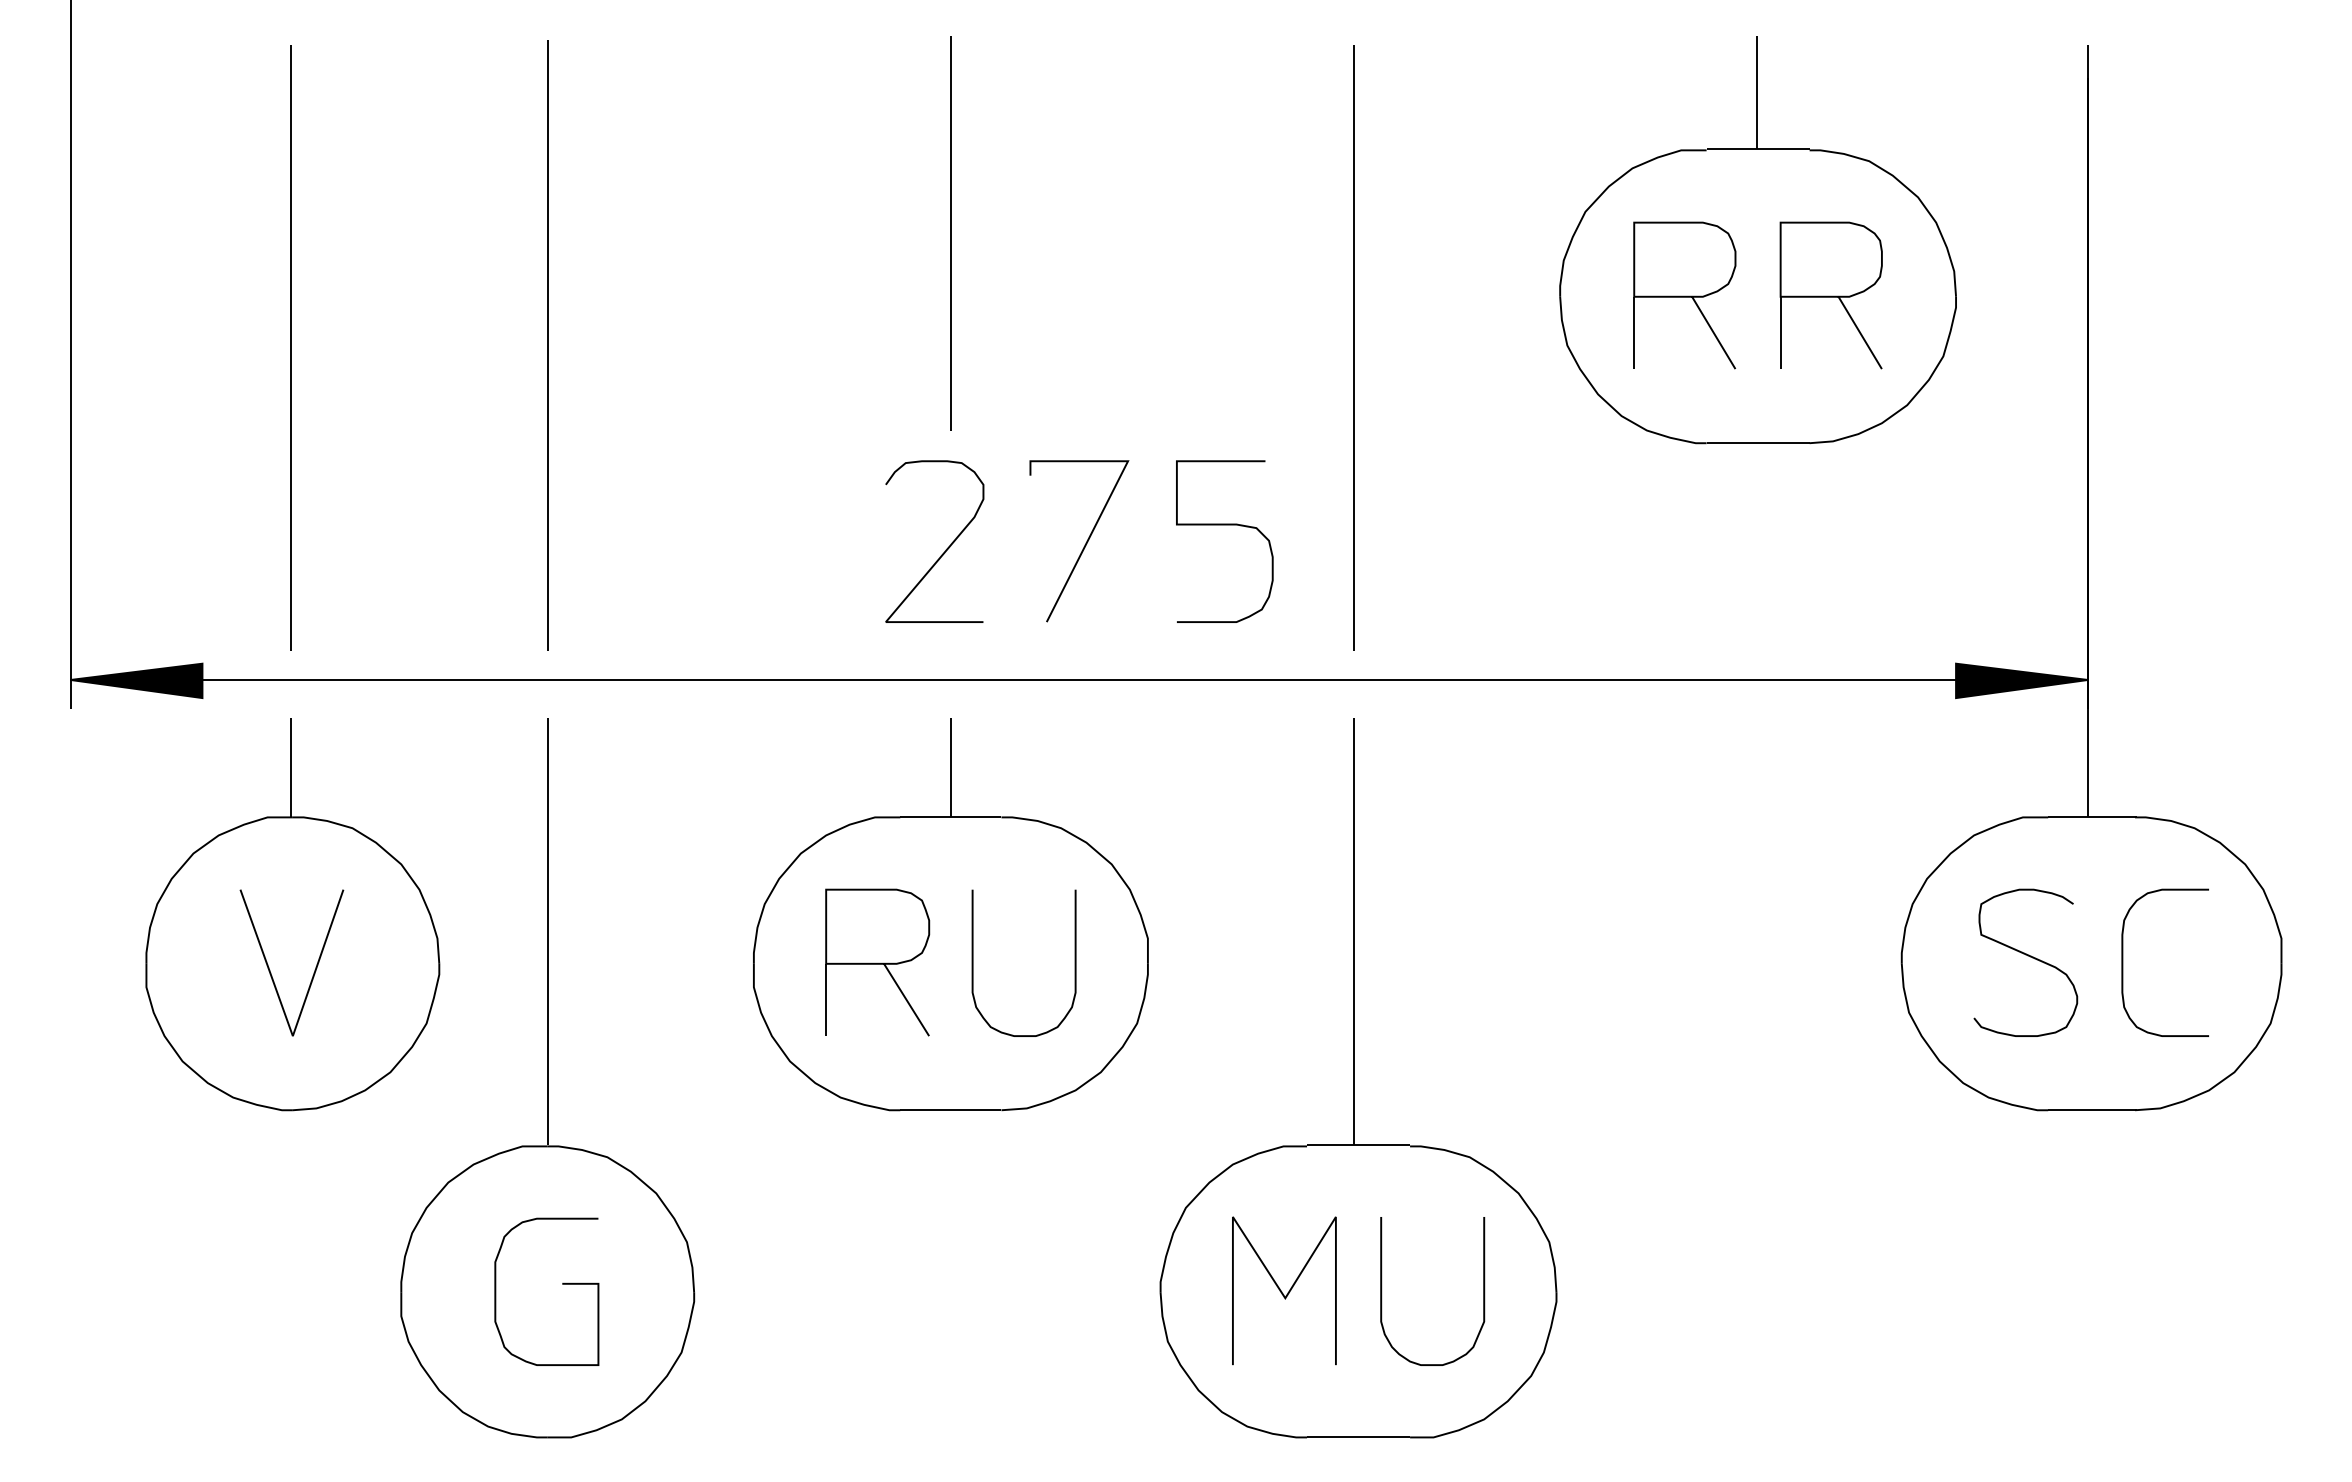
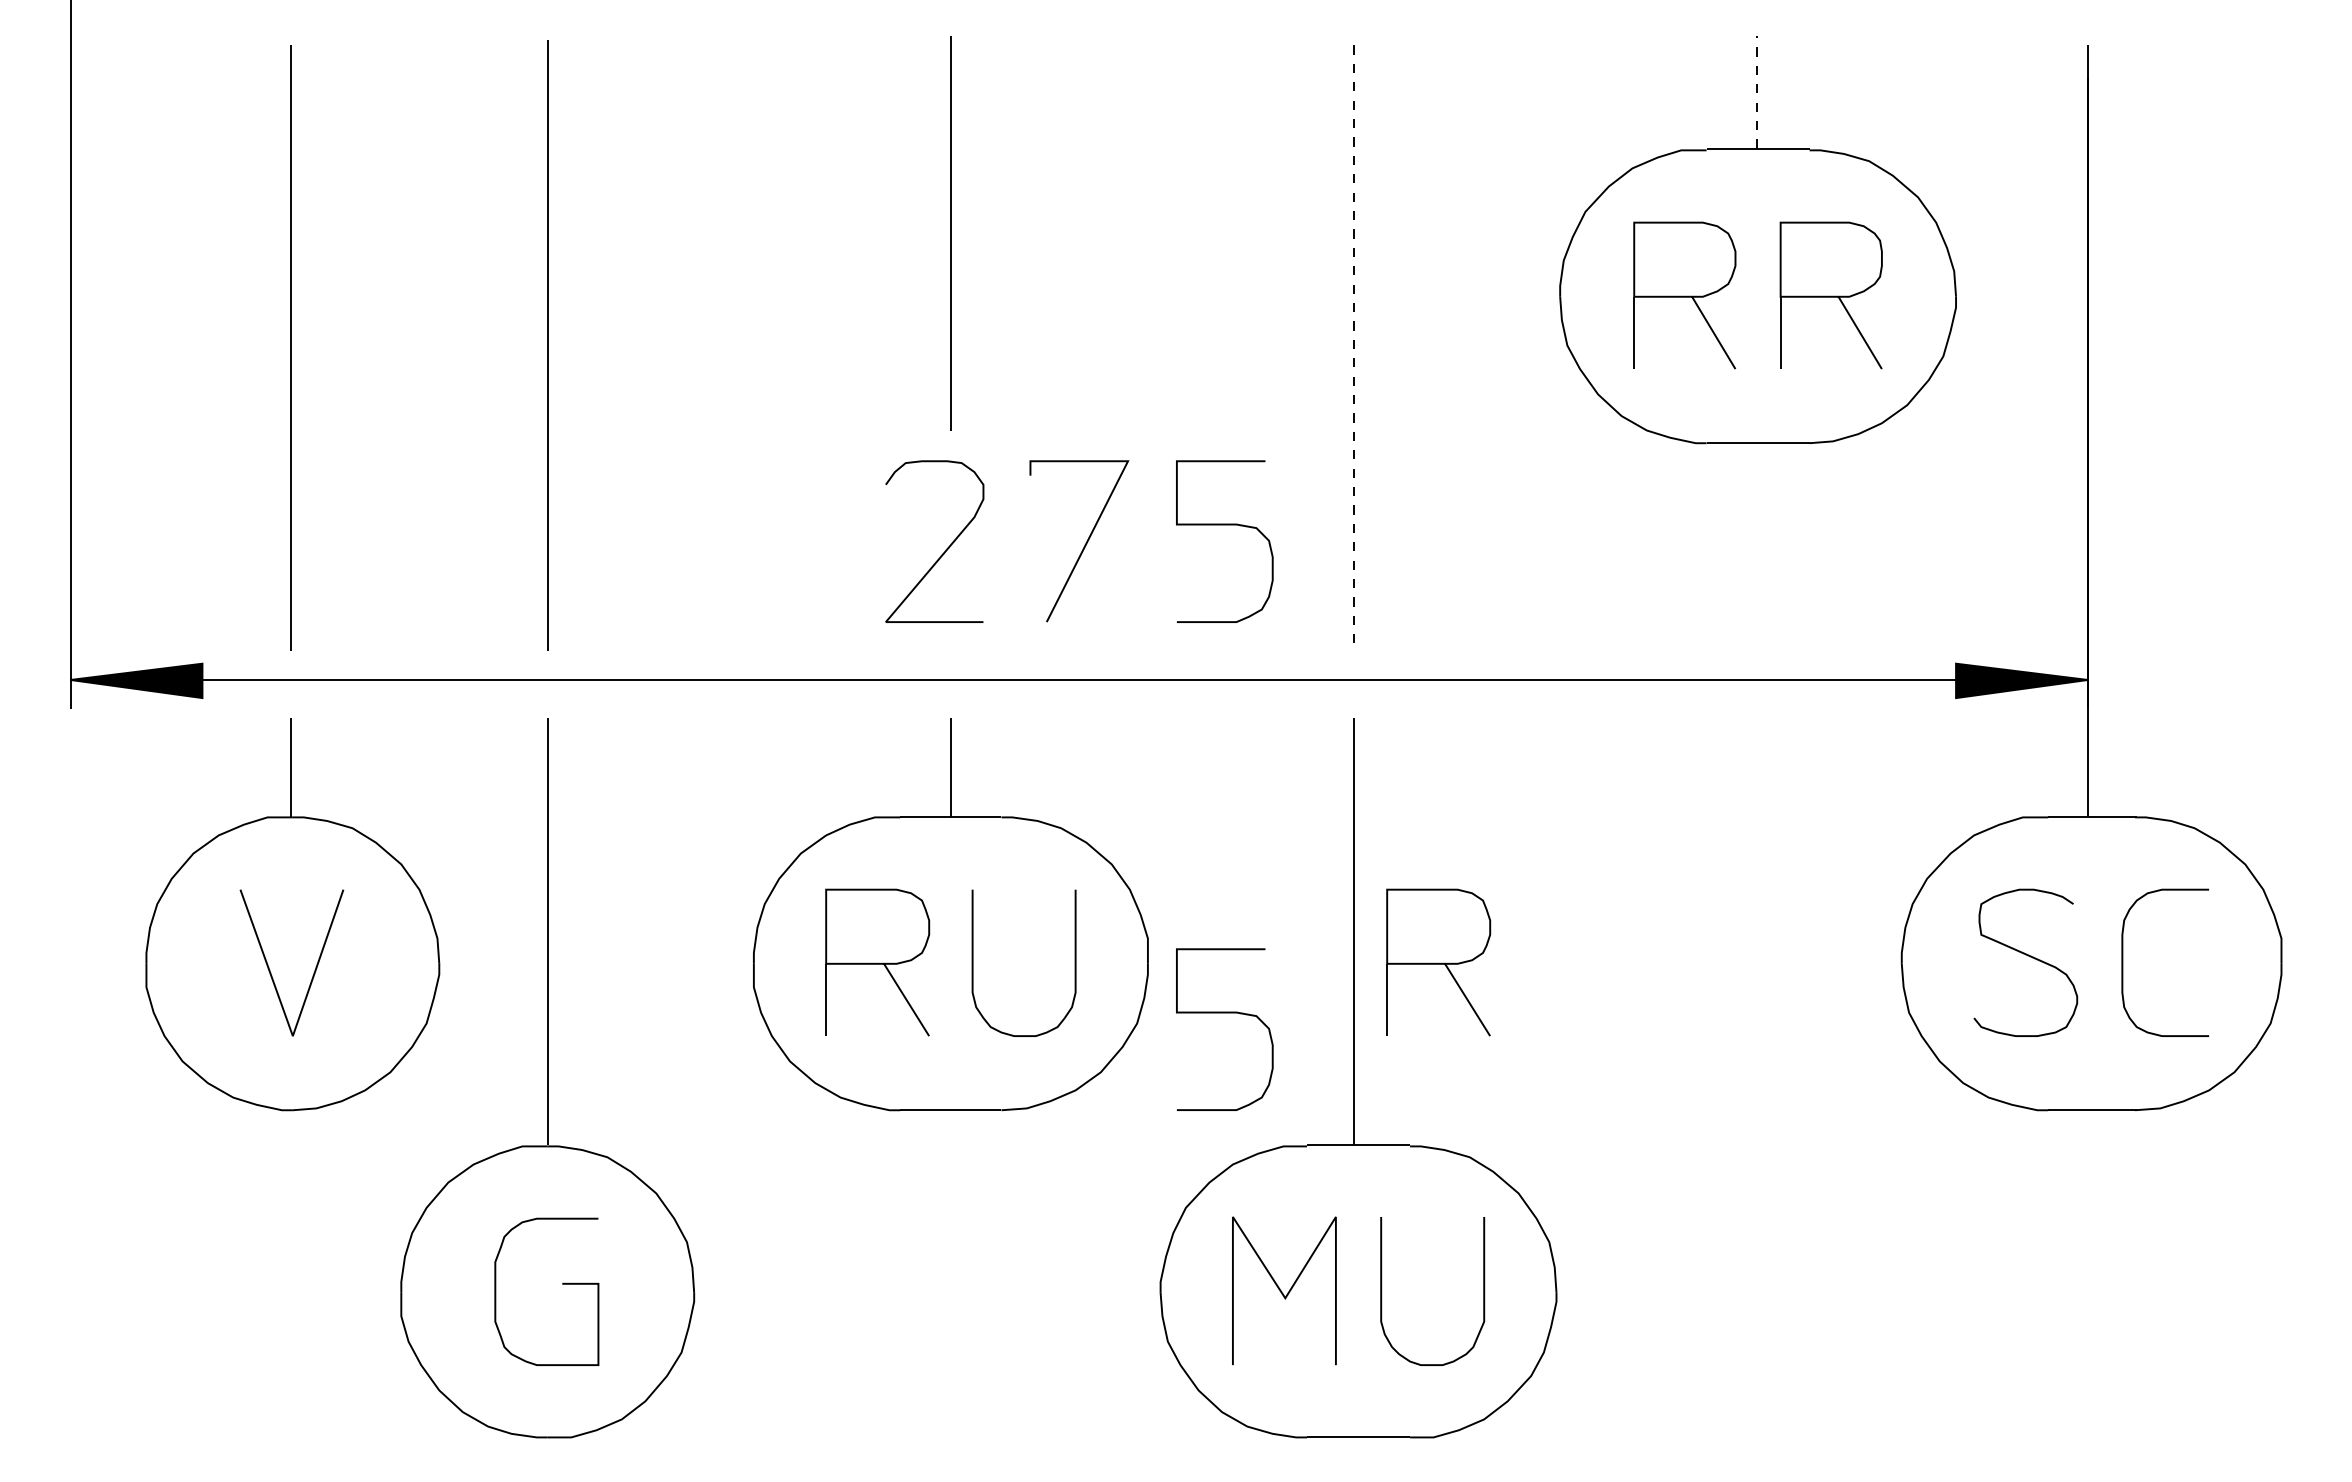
line: solid -> dashed (1757, 91)
line: solid -> dashed (1354, 348)
part: none -> present (1438, 962)
curve: none -> present (1224, 1013)
